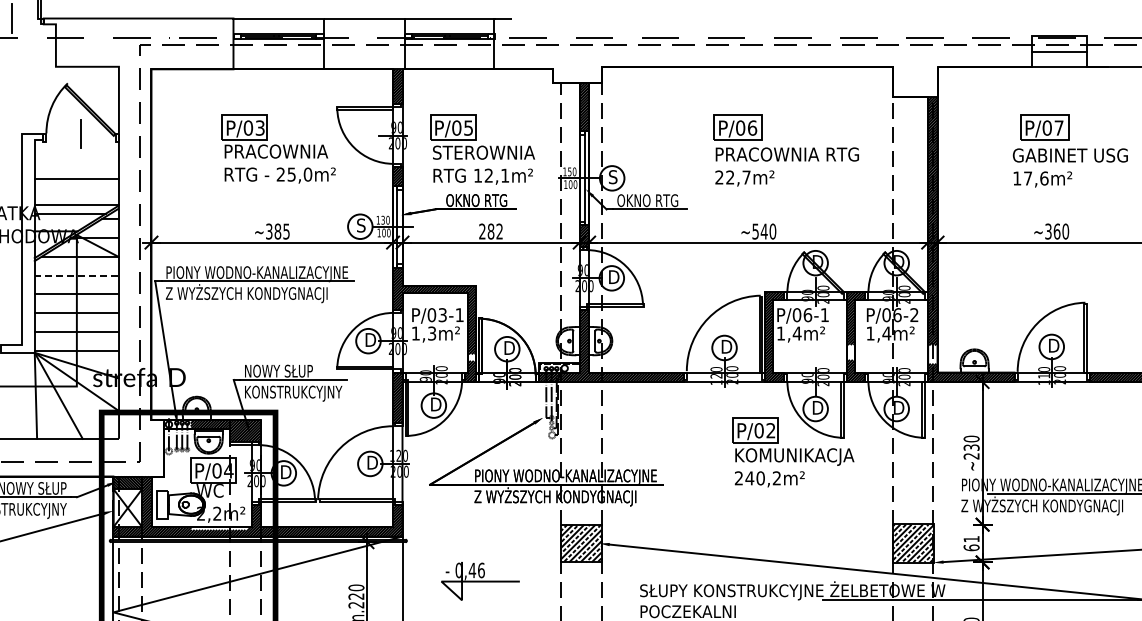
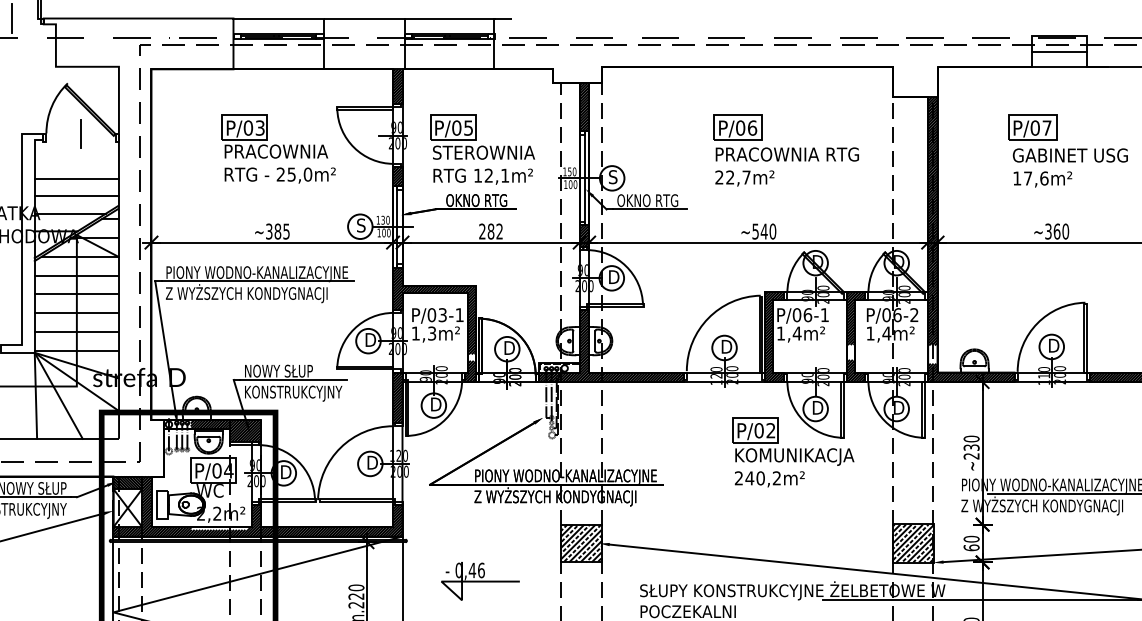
part position: (1044, 127) -> (1032, 127) (1032, 127)
line position: (76, 205) -> (76, 196) (76, 196)
line: dashed -> solid (76, 275)
text: 61 -> 60 (971, 538)
